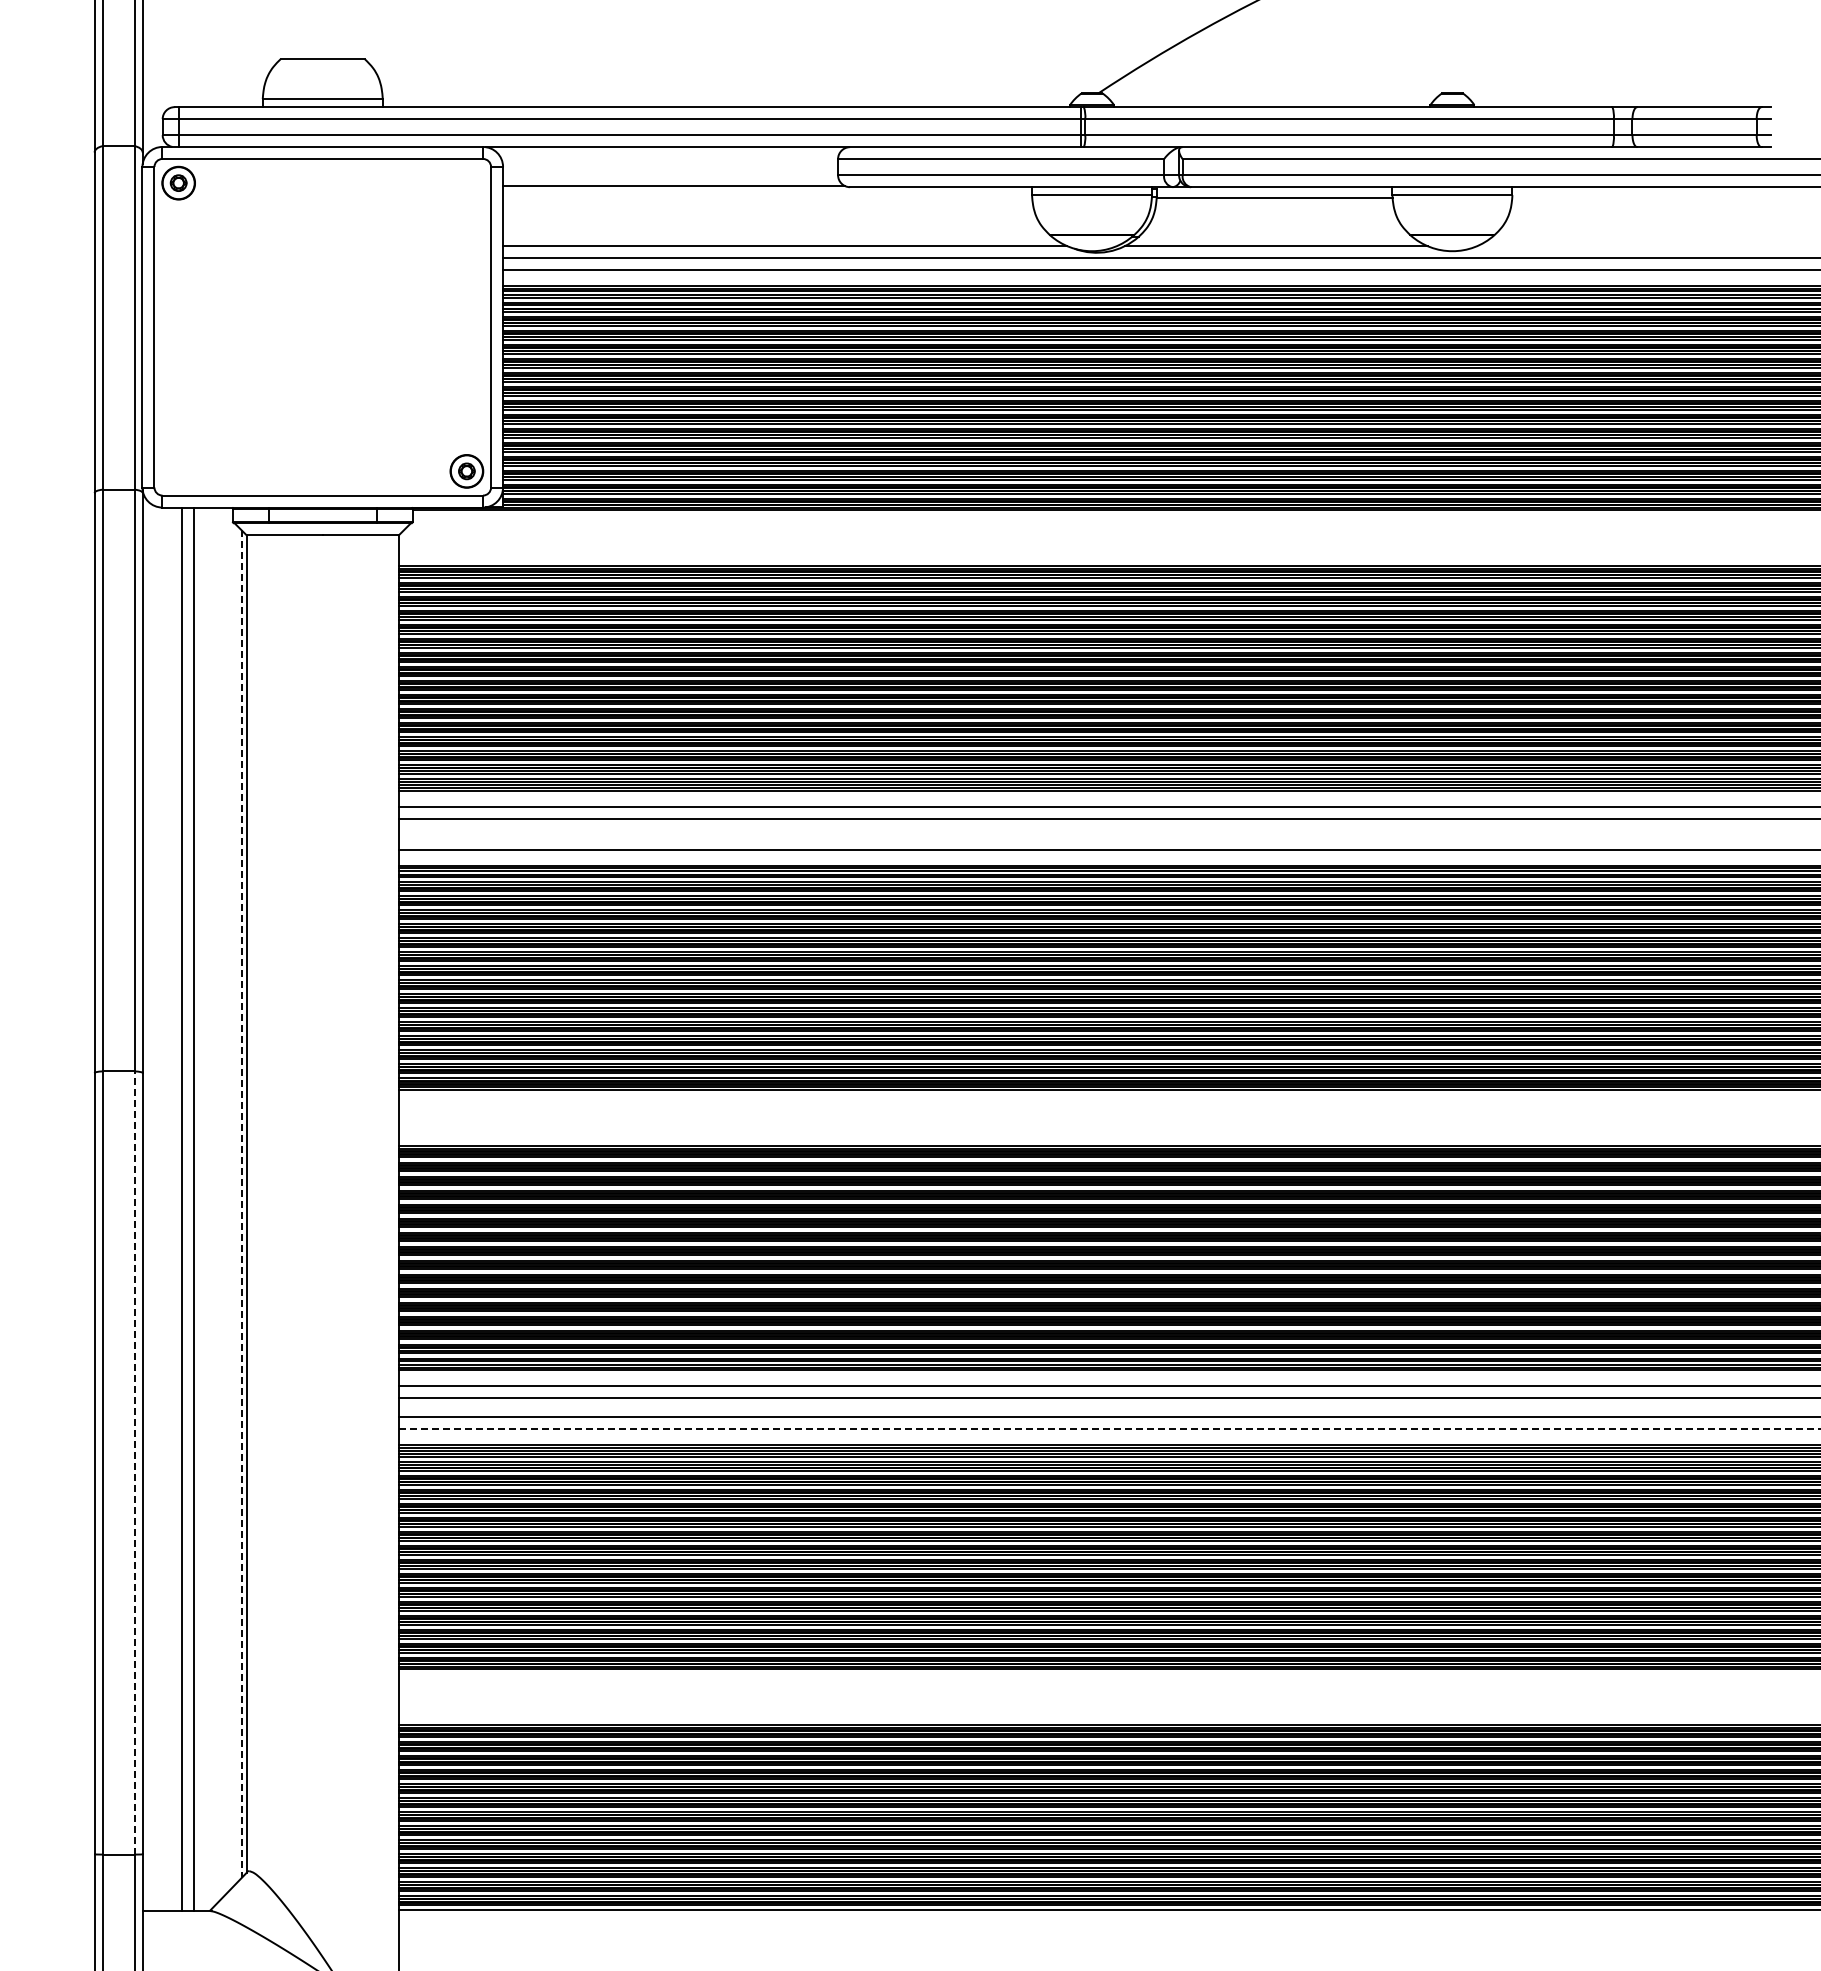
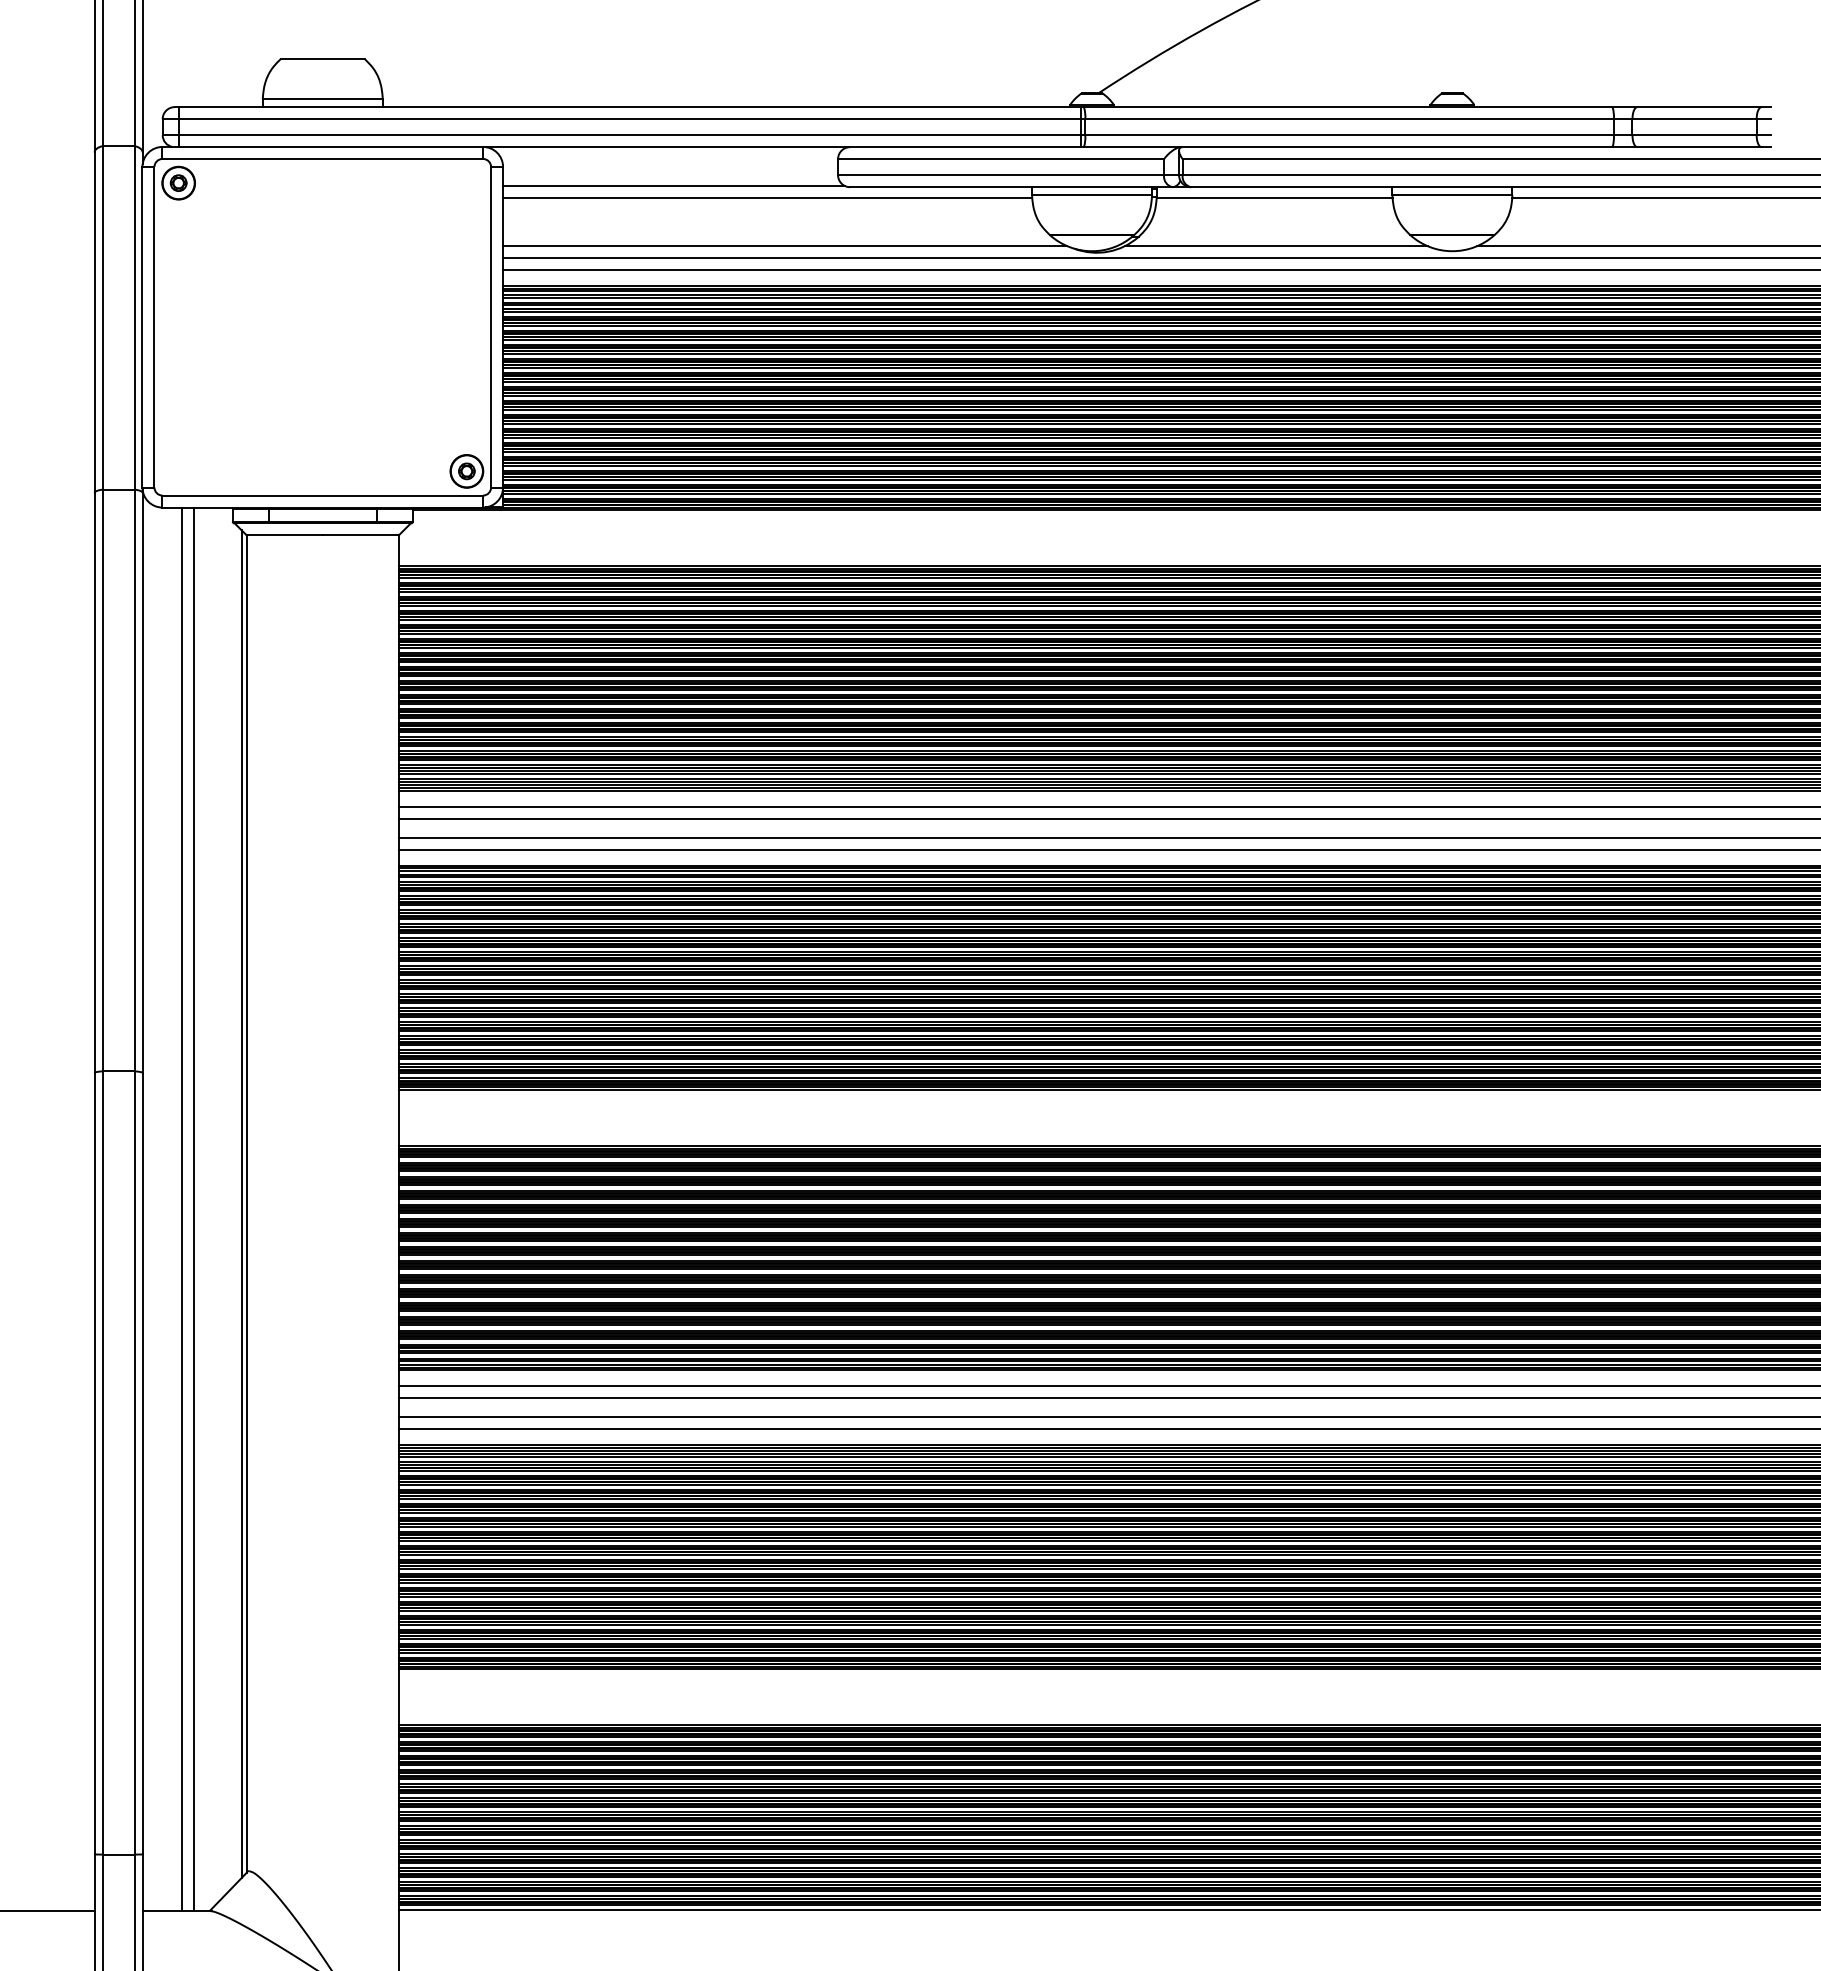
line: none -> present (767, 198)
line: none -> present (1664, 198)
line: none -> present (1647, 246)
line: none -> present (1107, 837)
line: dashed -> solid (241, 1204)
line: dashed -> solid (1109, 1429)
line: dashed -> solid (134, 1462)
line: none -> present (48, 1911)
